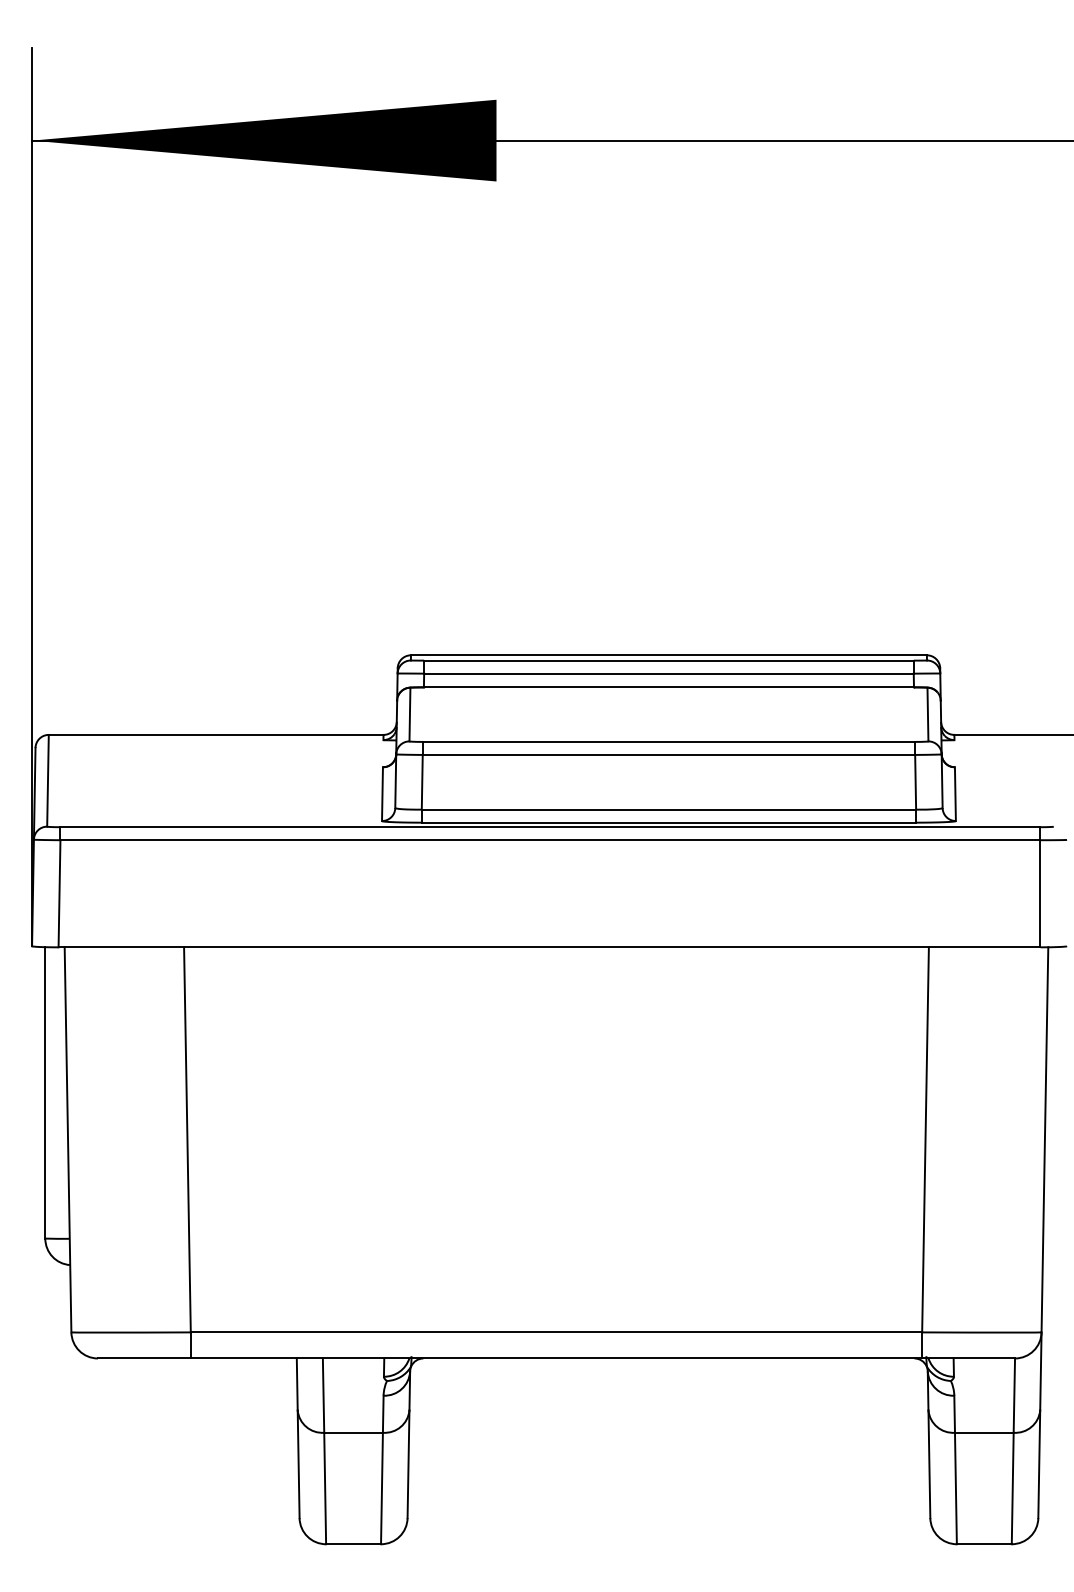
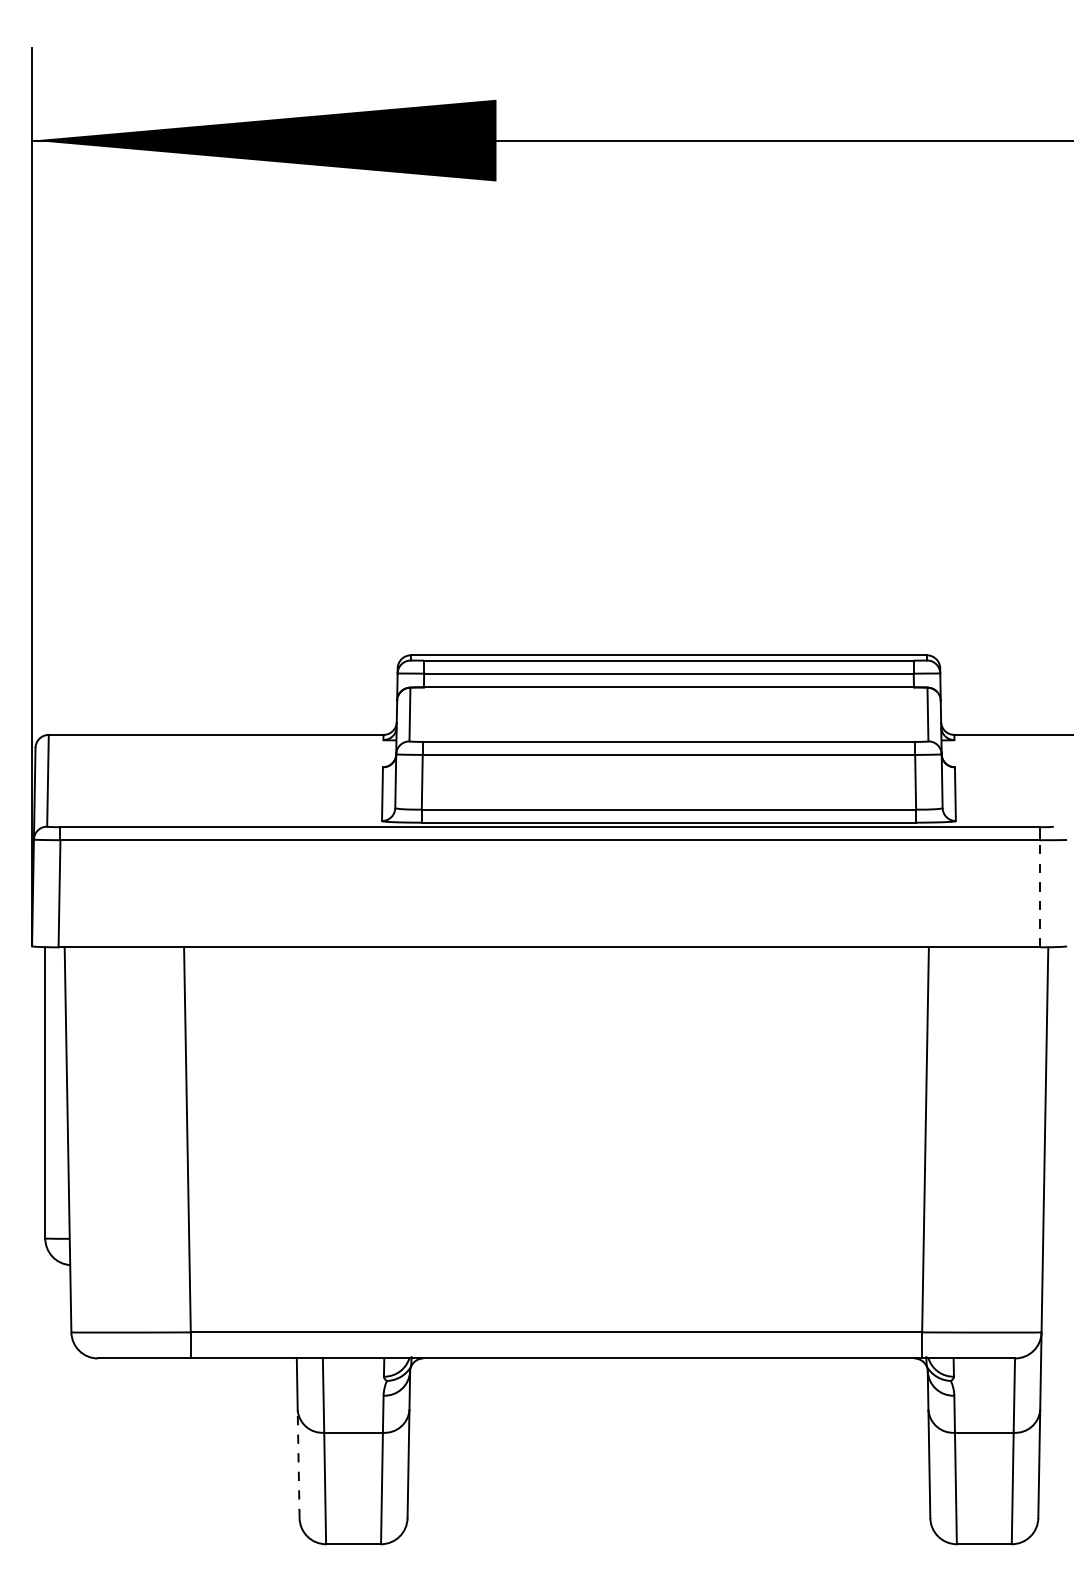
line: solid -> dashed (1040, 893)
line: solid -> dashed (298, 1464)
